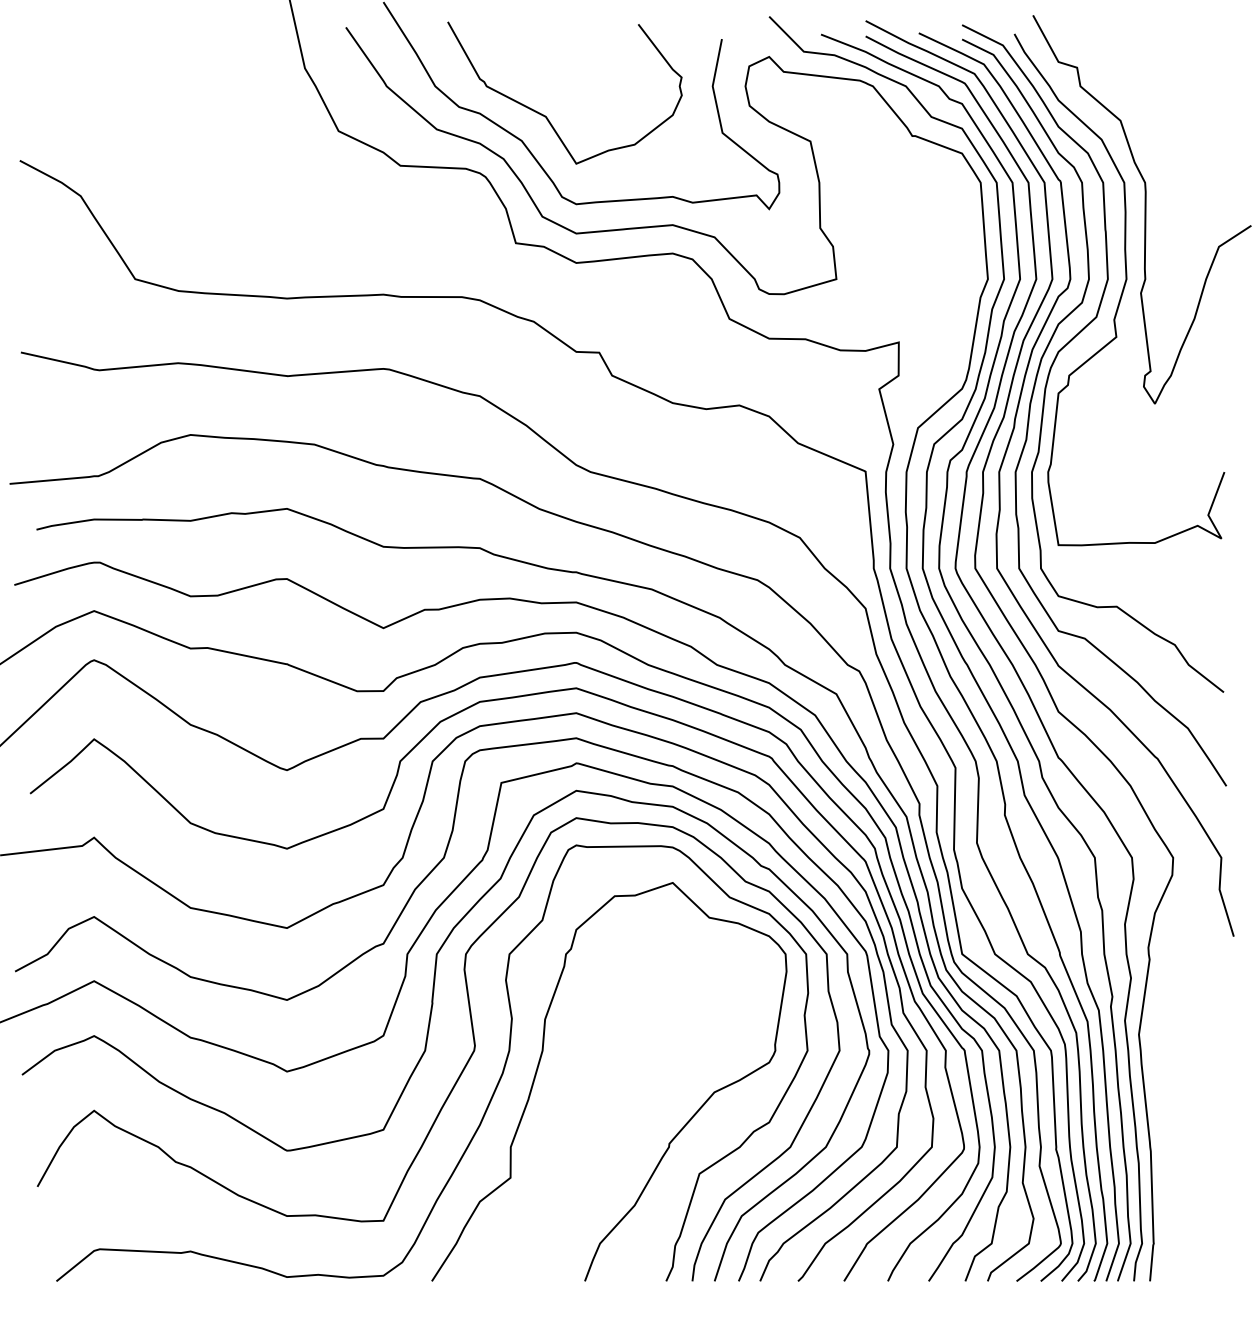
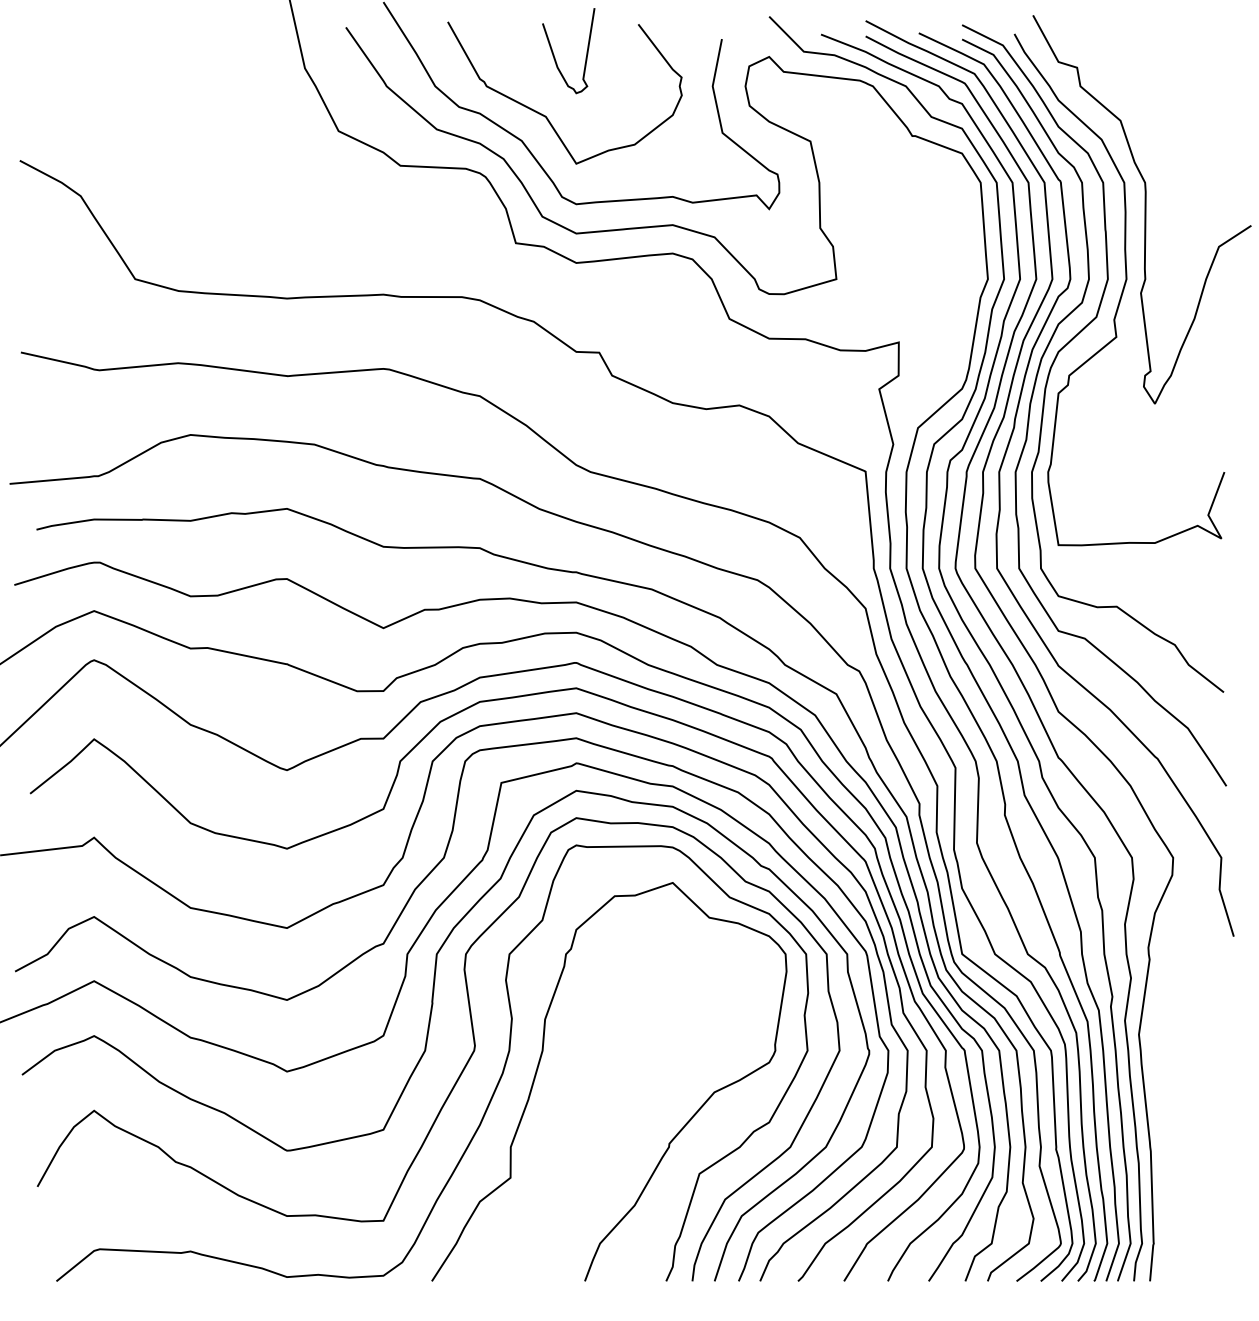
curve: none -> present (554, 54)
